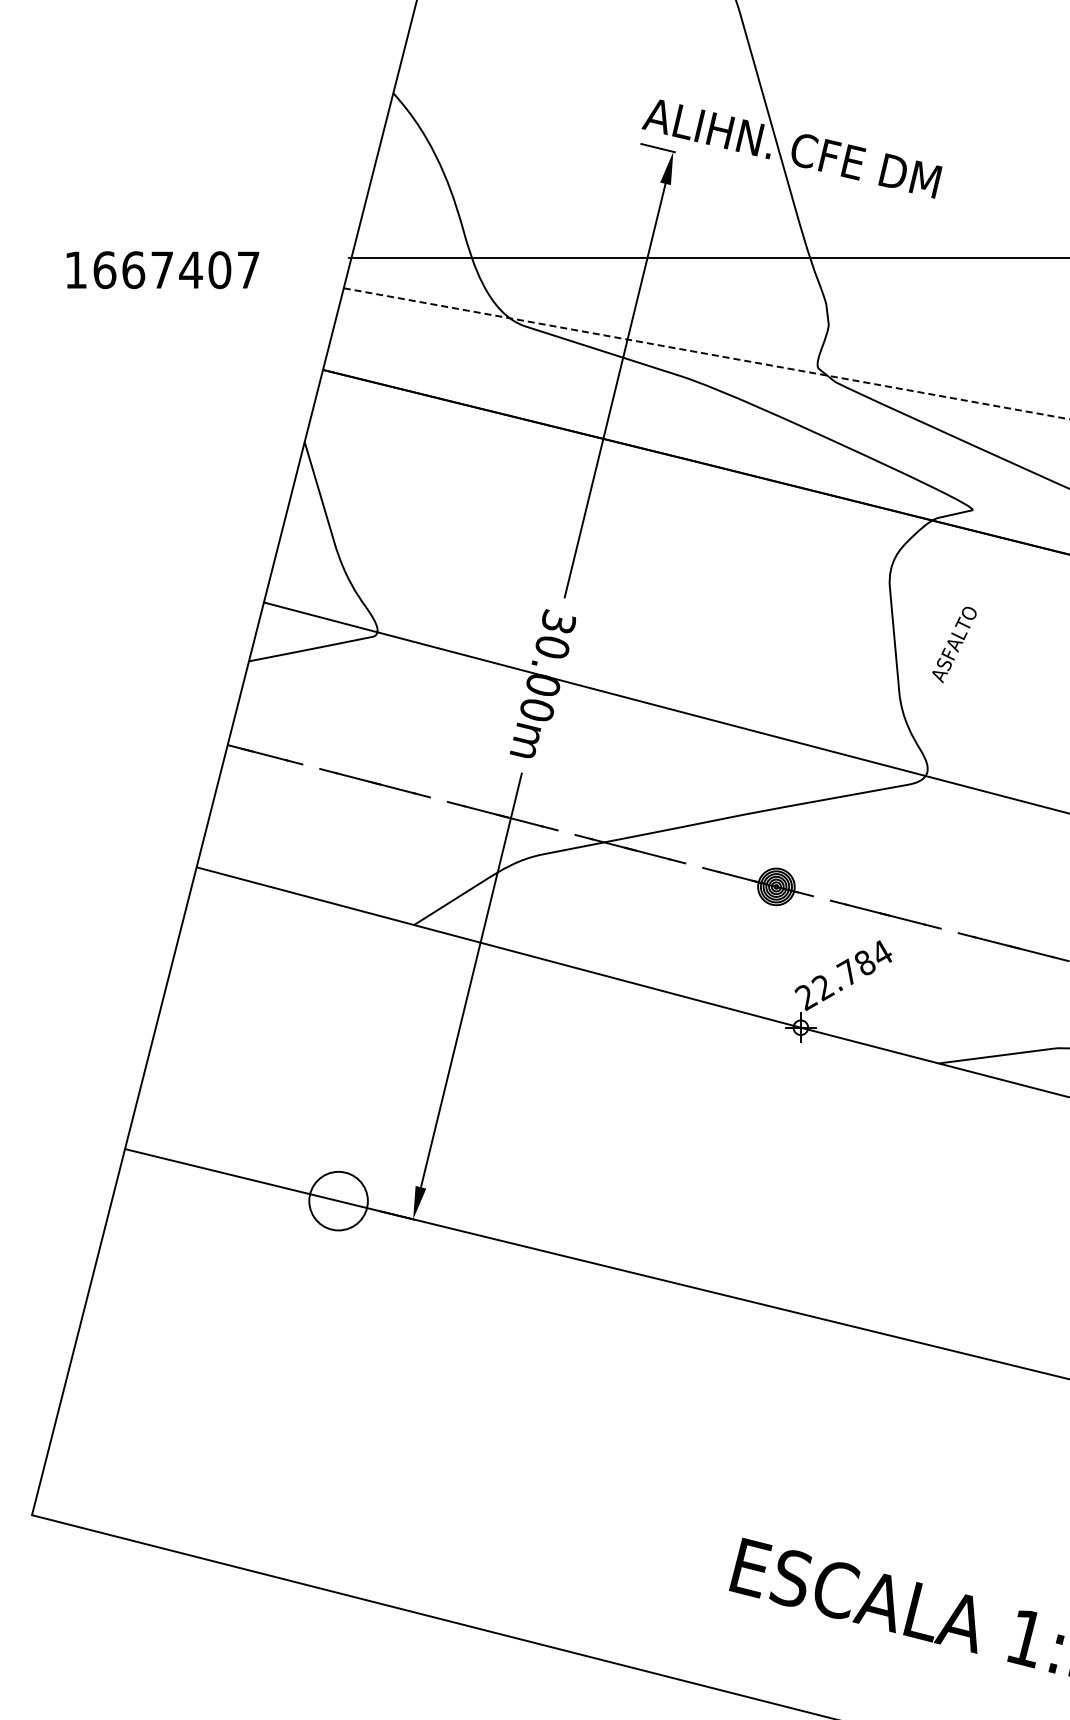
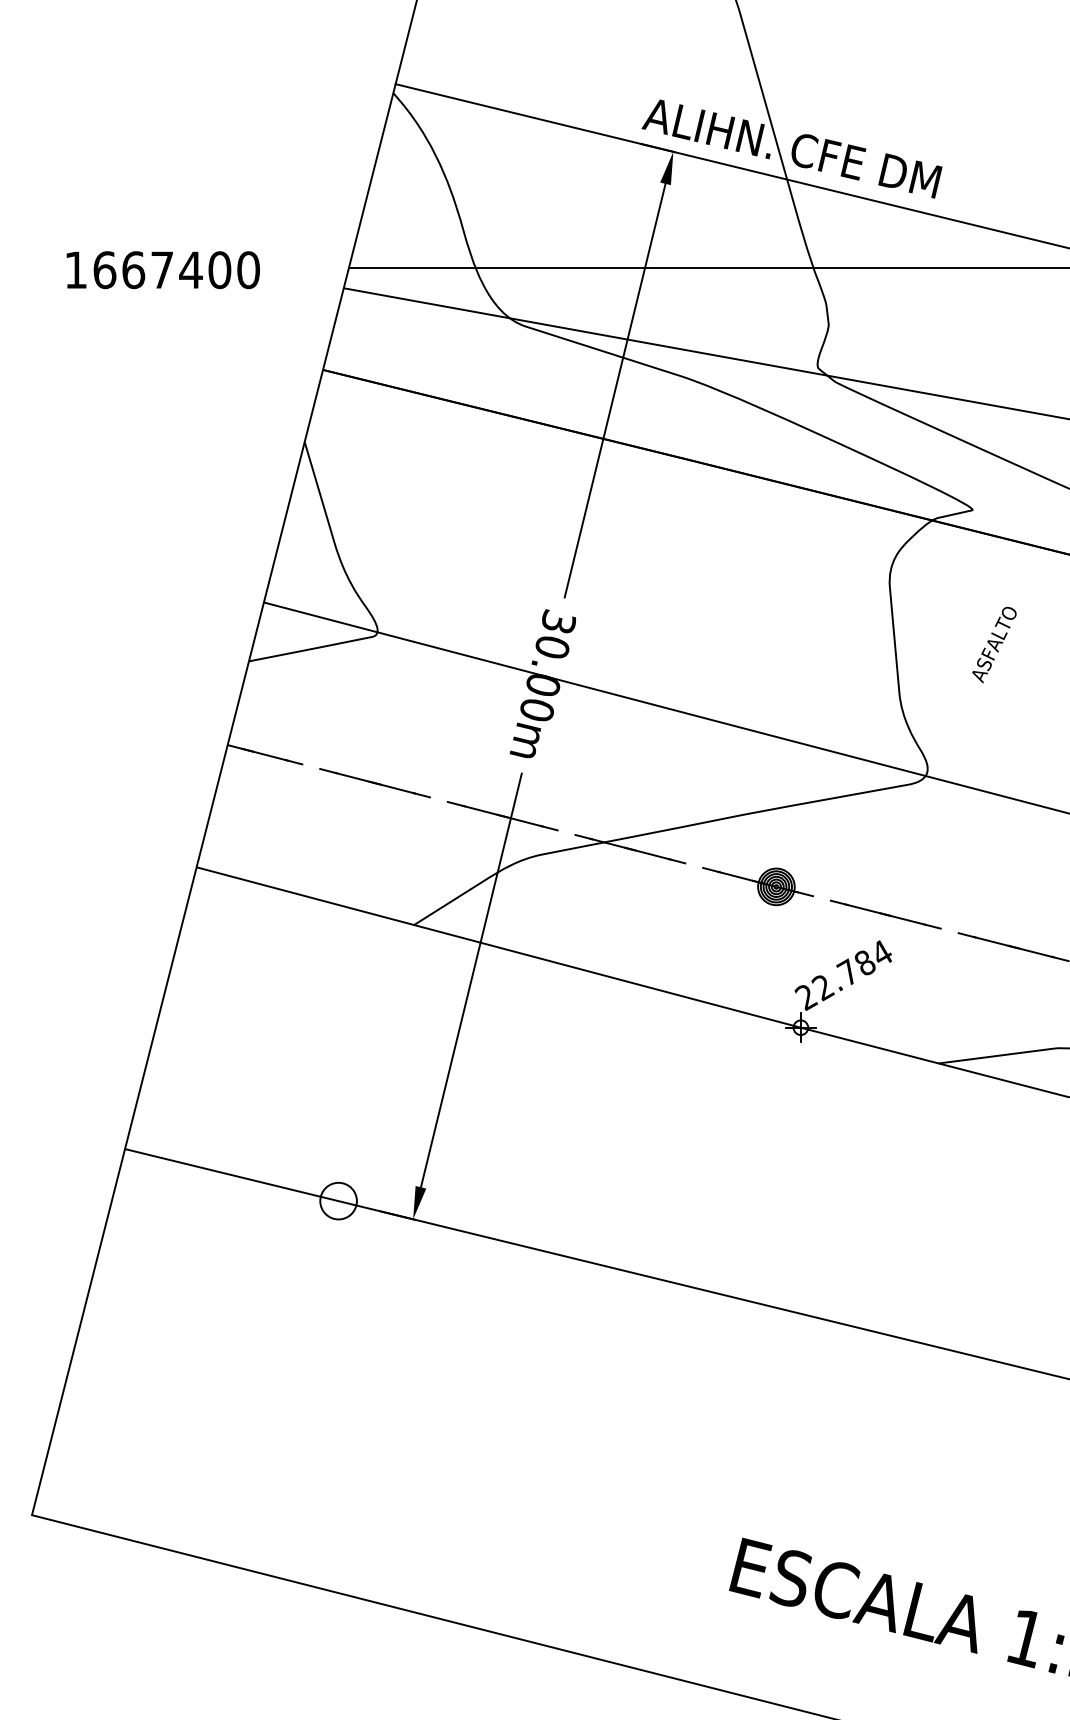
line: none -> present (730, 165)
line position: (707, 258) -> (707, 268) (707, 268)
text: 1667407 -> 1667400 (248, 270)
line: dashed -> solid (707, 354)
text position: (954, 644) -> (994, 644) (994, 644)
circle diameter: 59 px -> 37 px (338, 1200)
